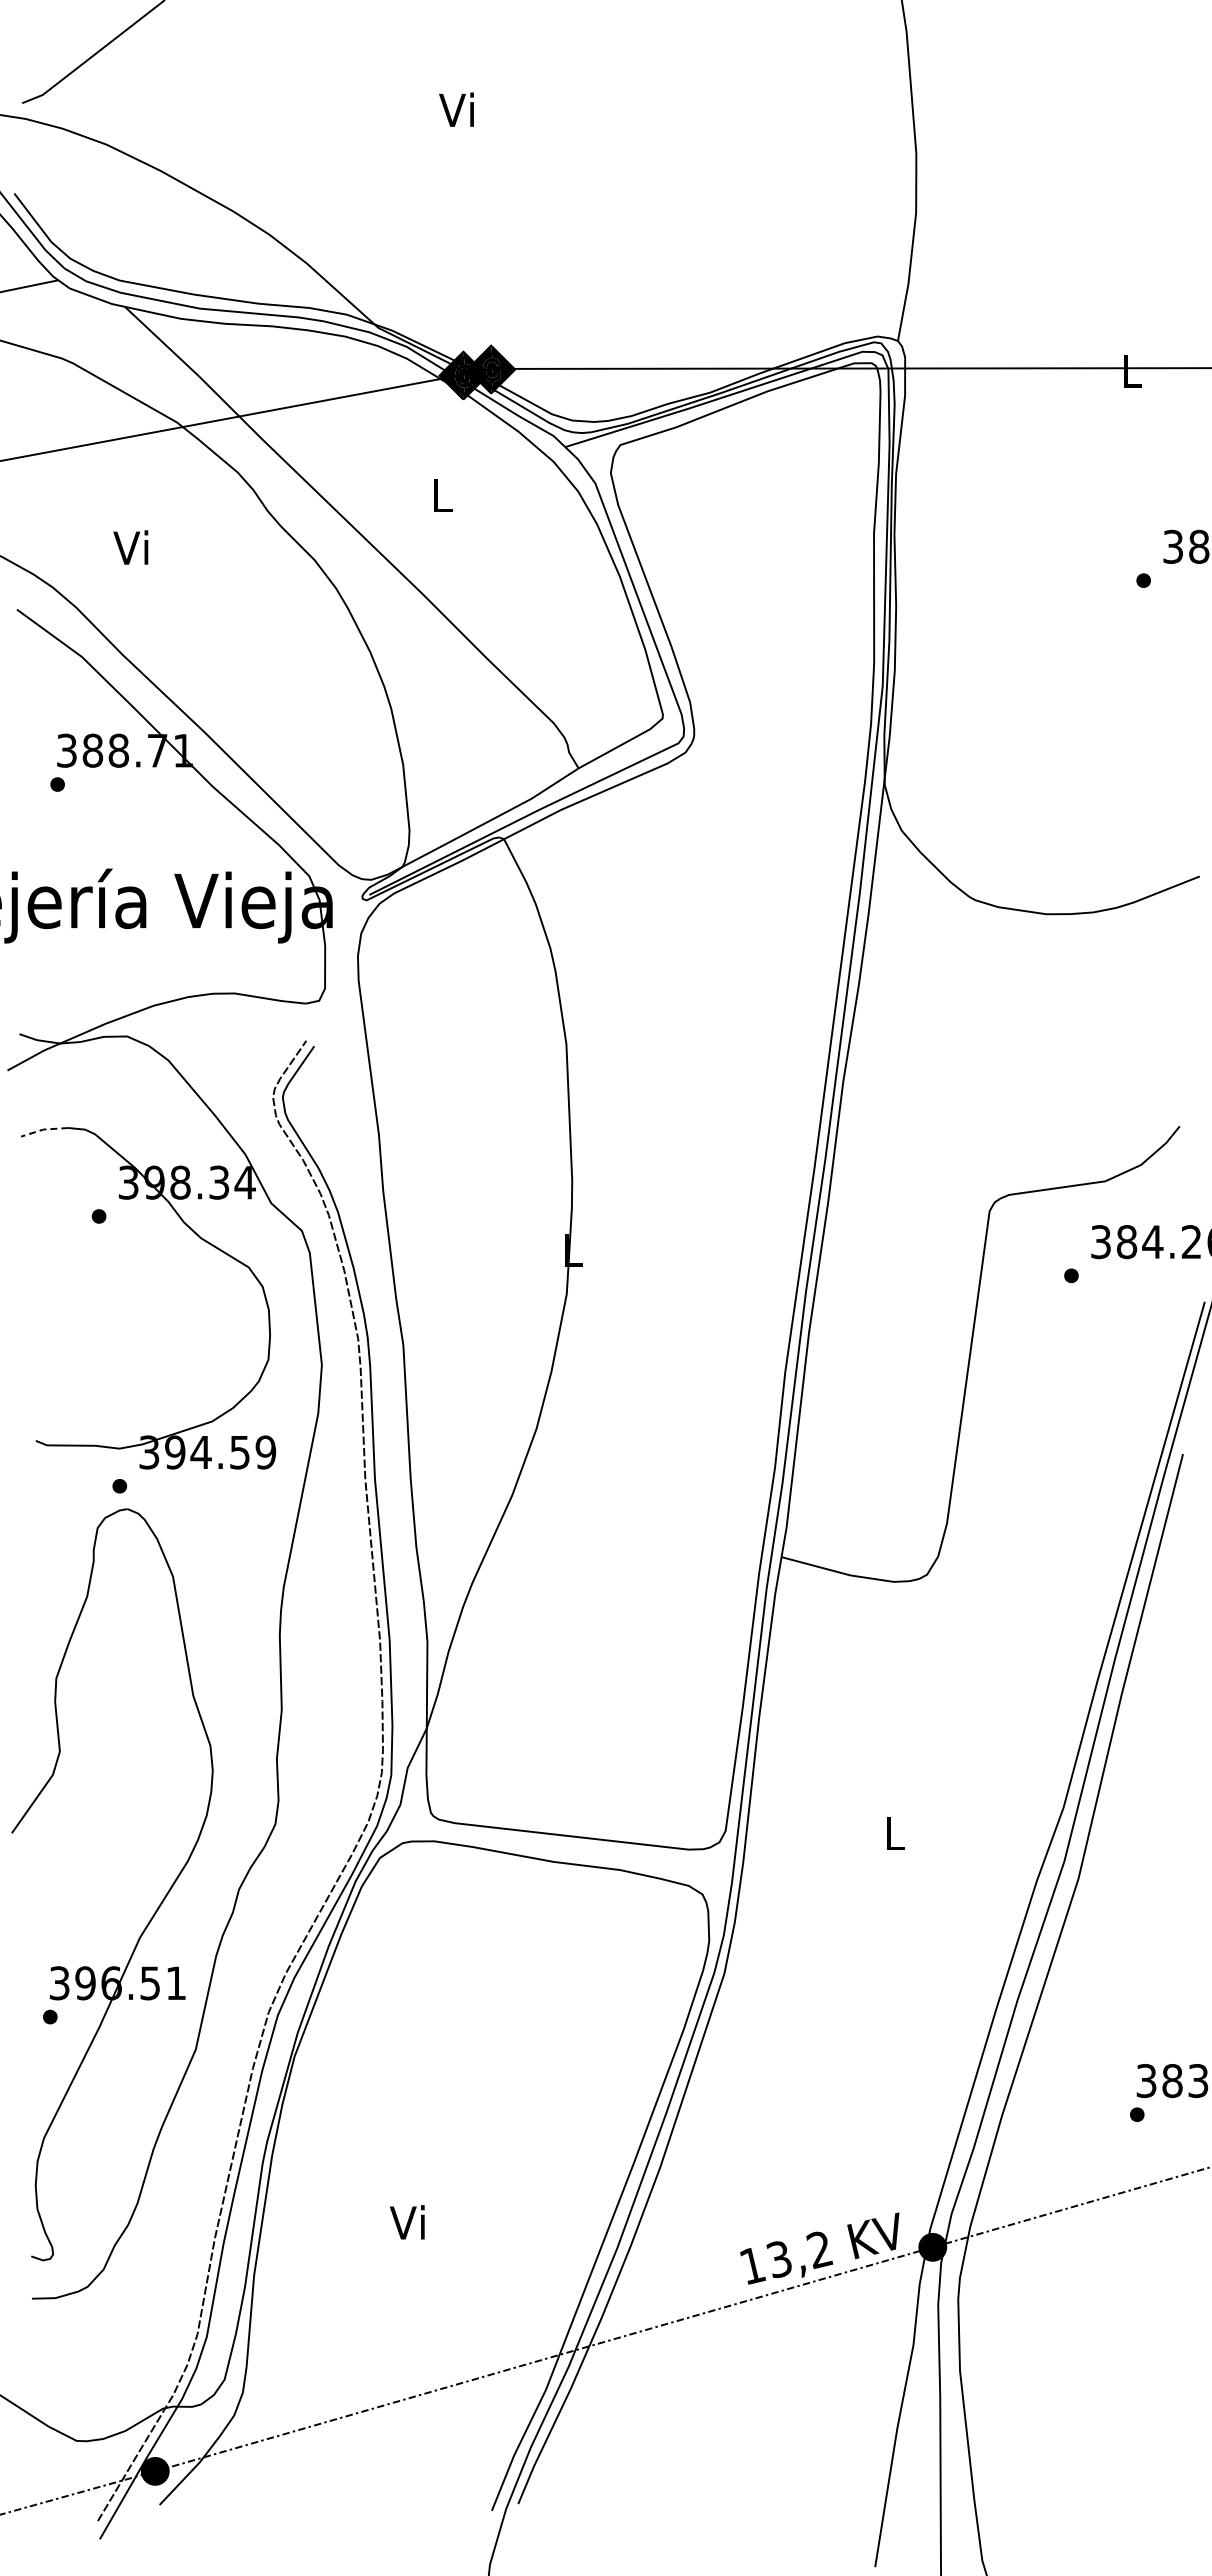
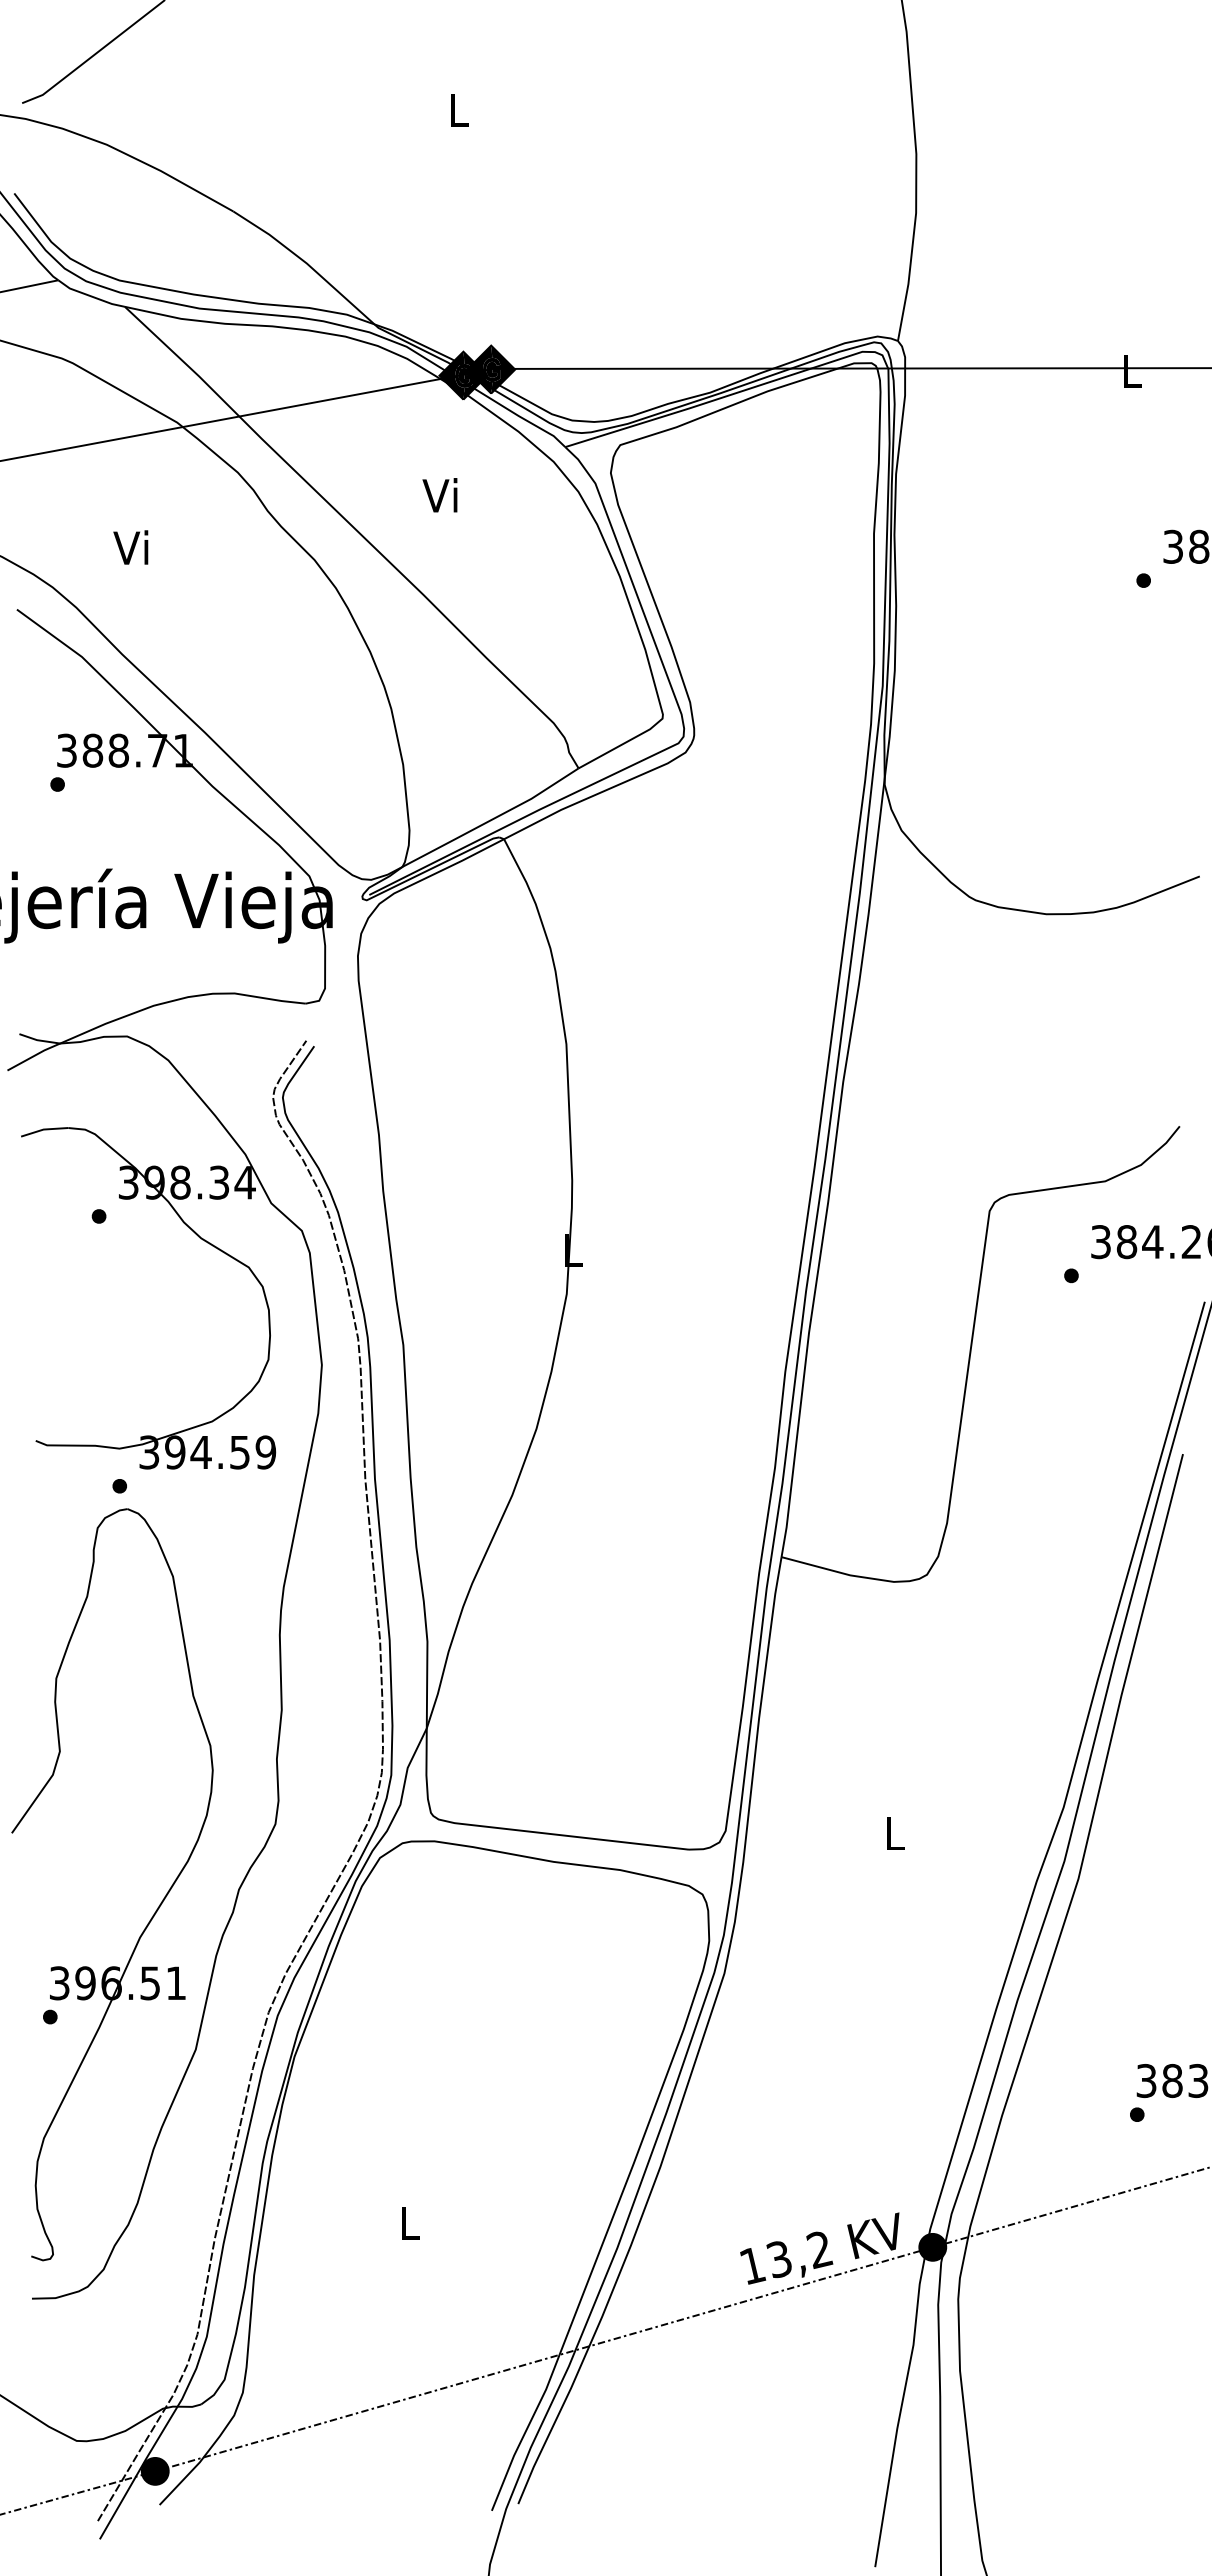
text: Vi -> L (456, 109)
text: L -> Vi (439, 495)
line: dashed -> solid (43, 1129)
text: Vi -> L (406, 2222)
